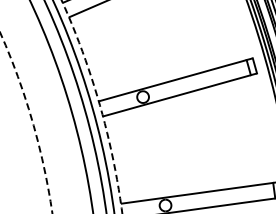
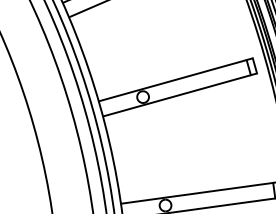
circle: dashed -> solid (91, 106)
arc: dashed -> solid (32, 121)
